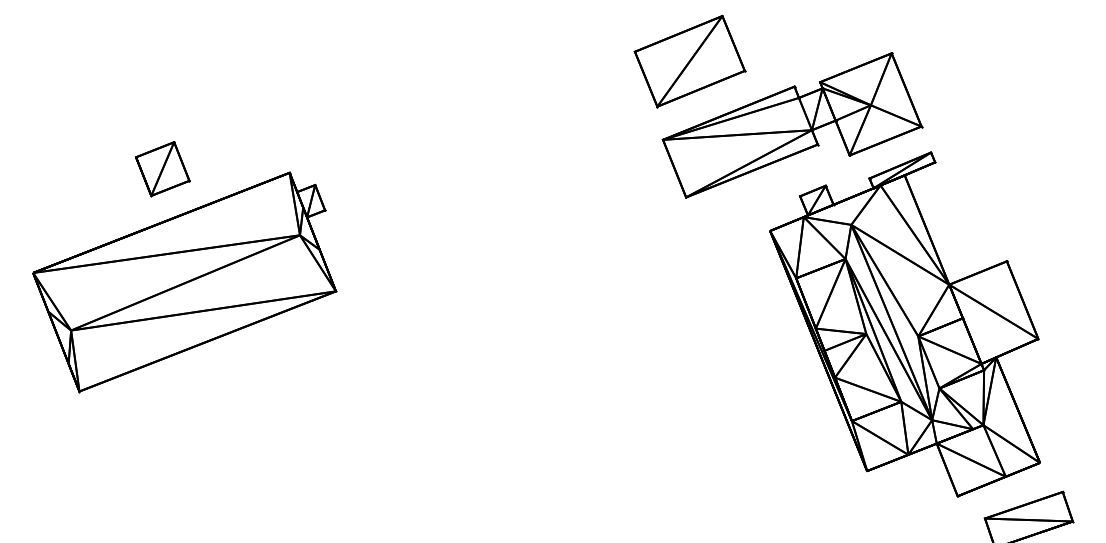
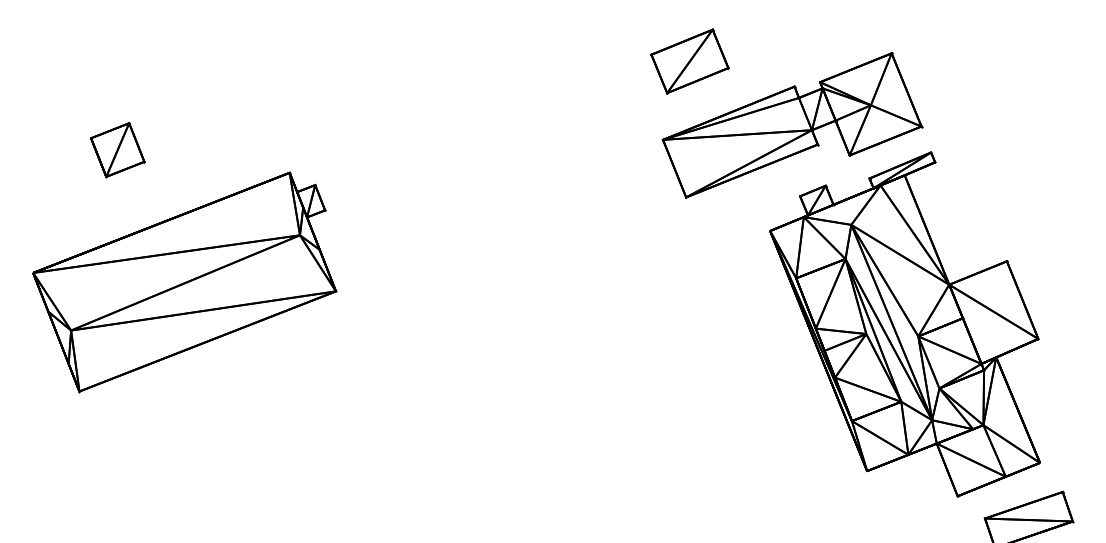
part size: 114x95 px -> 80x67 px (689, 61)
part position: (162, 169) -> (117, 150) (117, 150)
